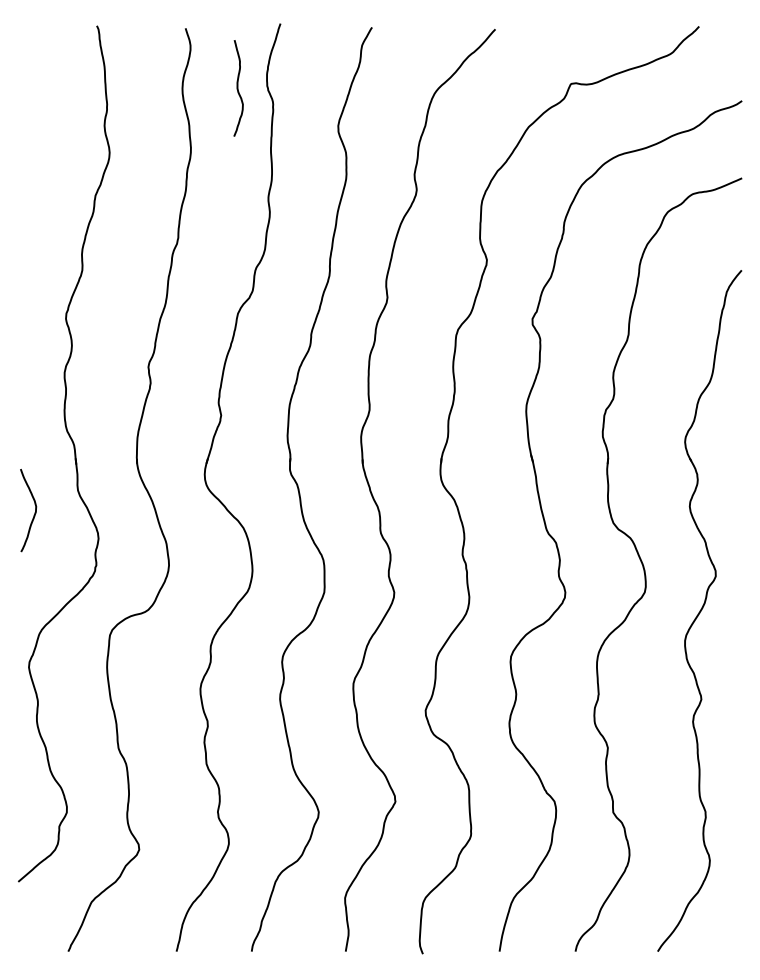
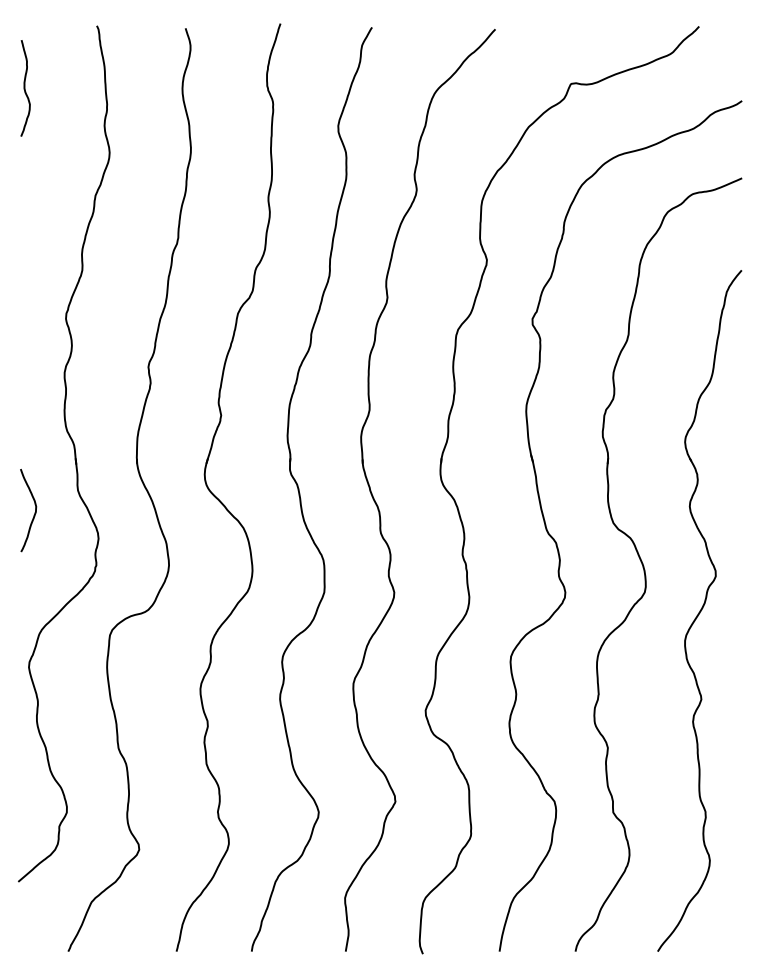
curve position: (238, 88) -> (25, 88) (25, 88)
